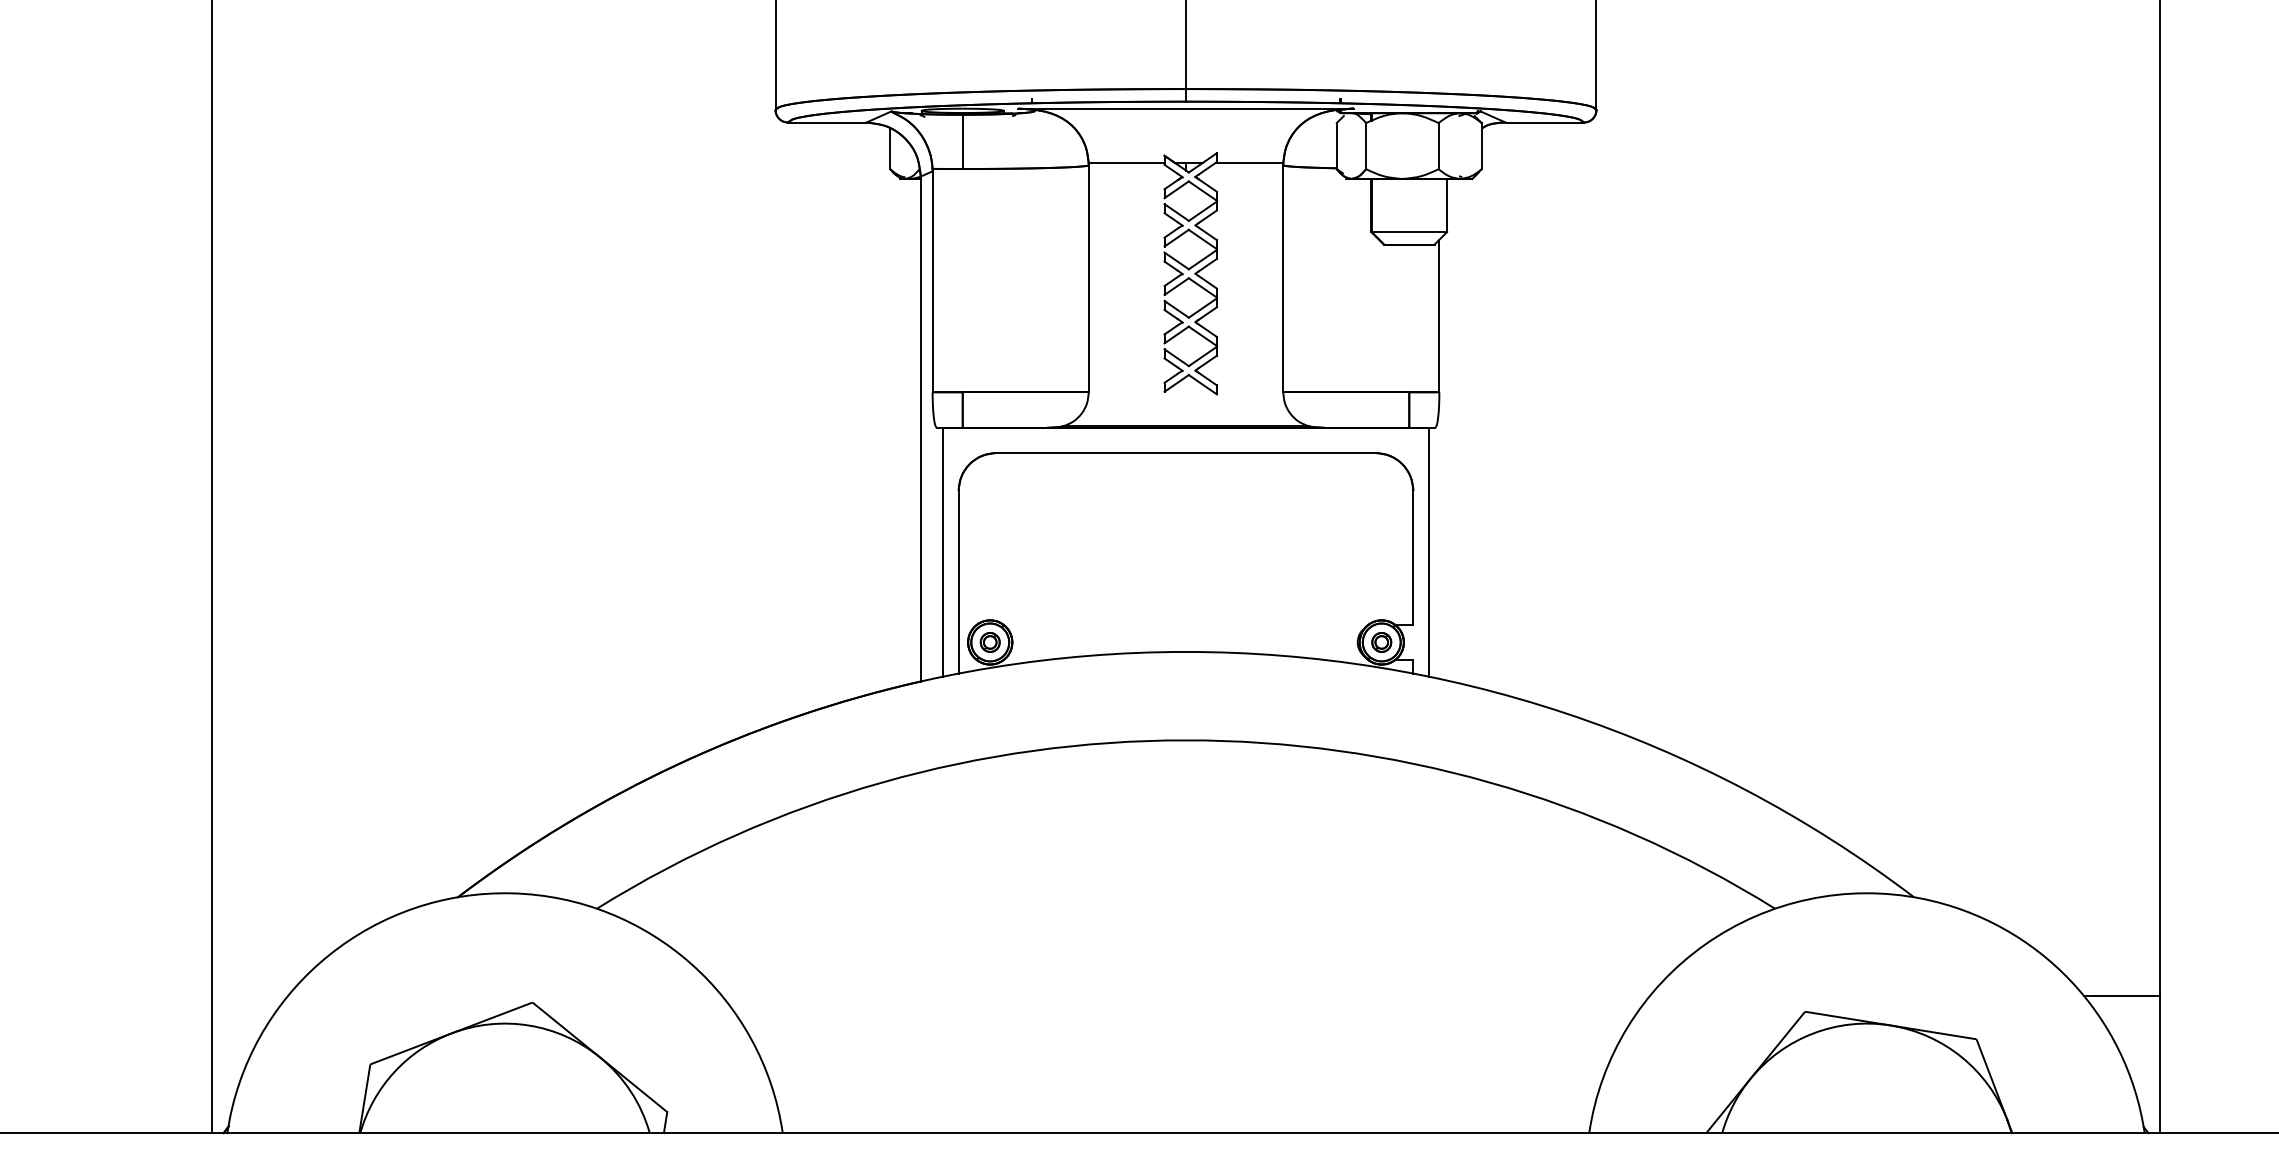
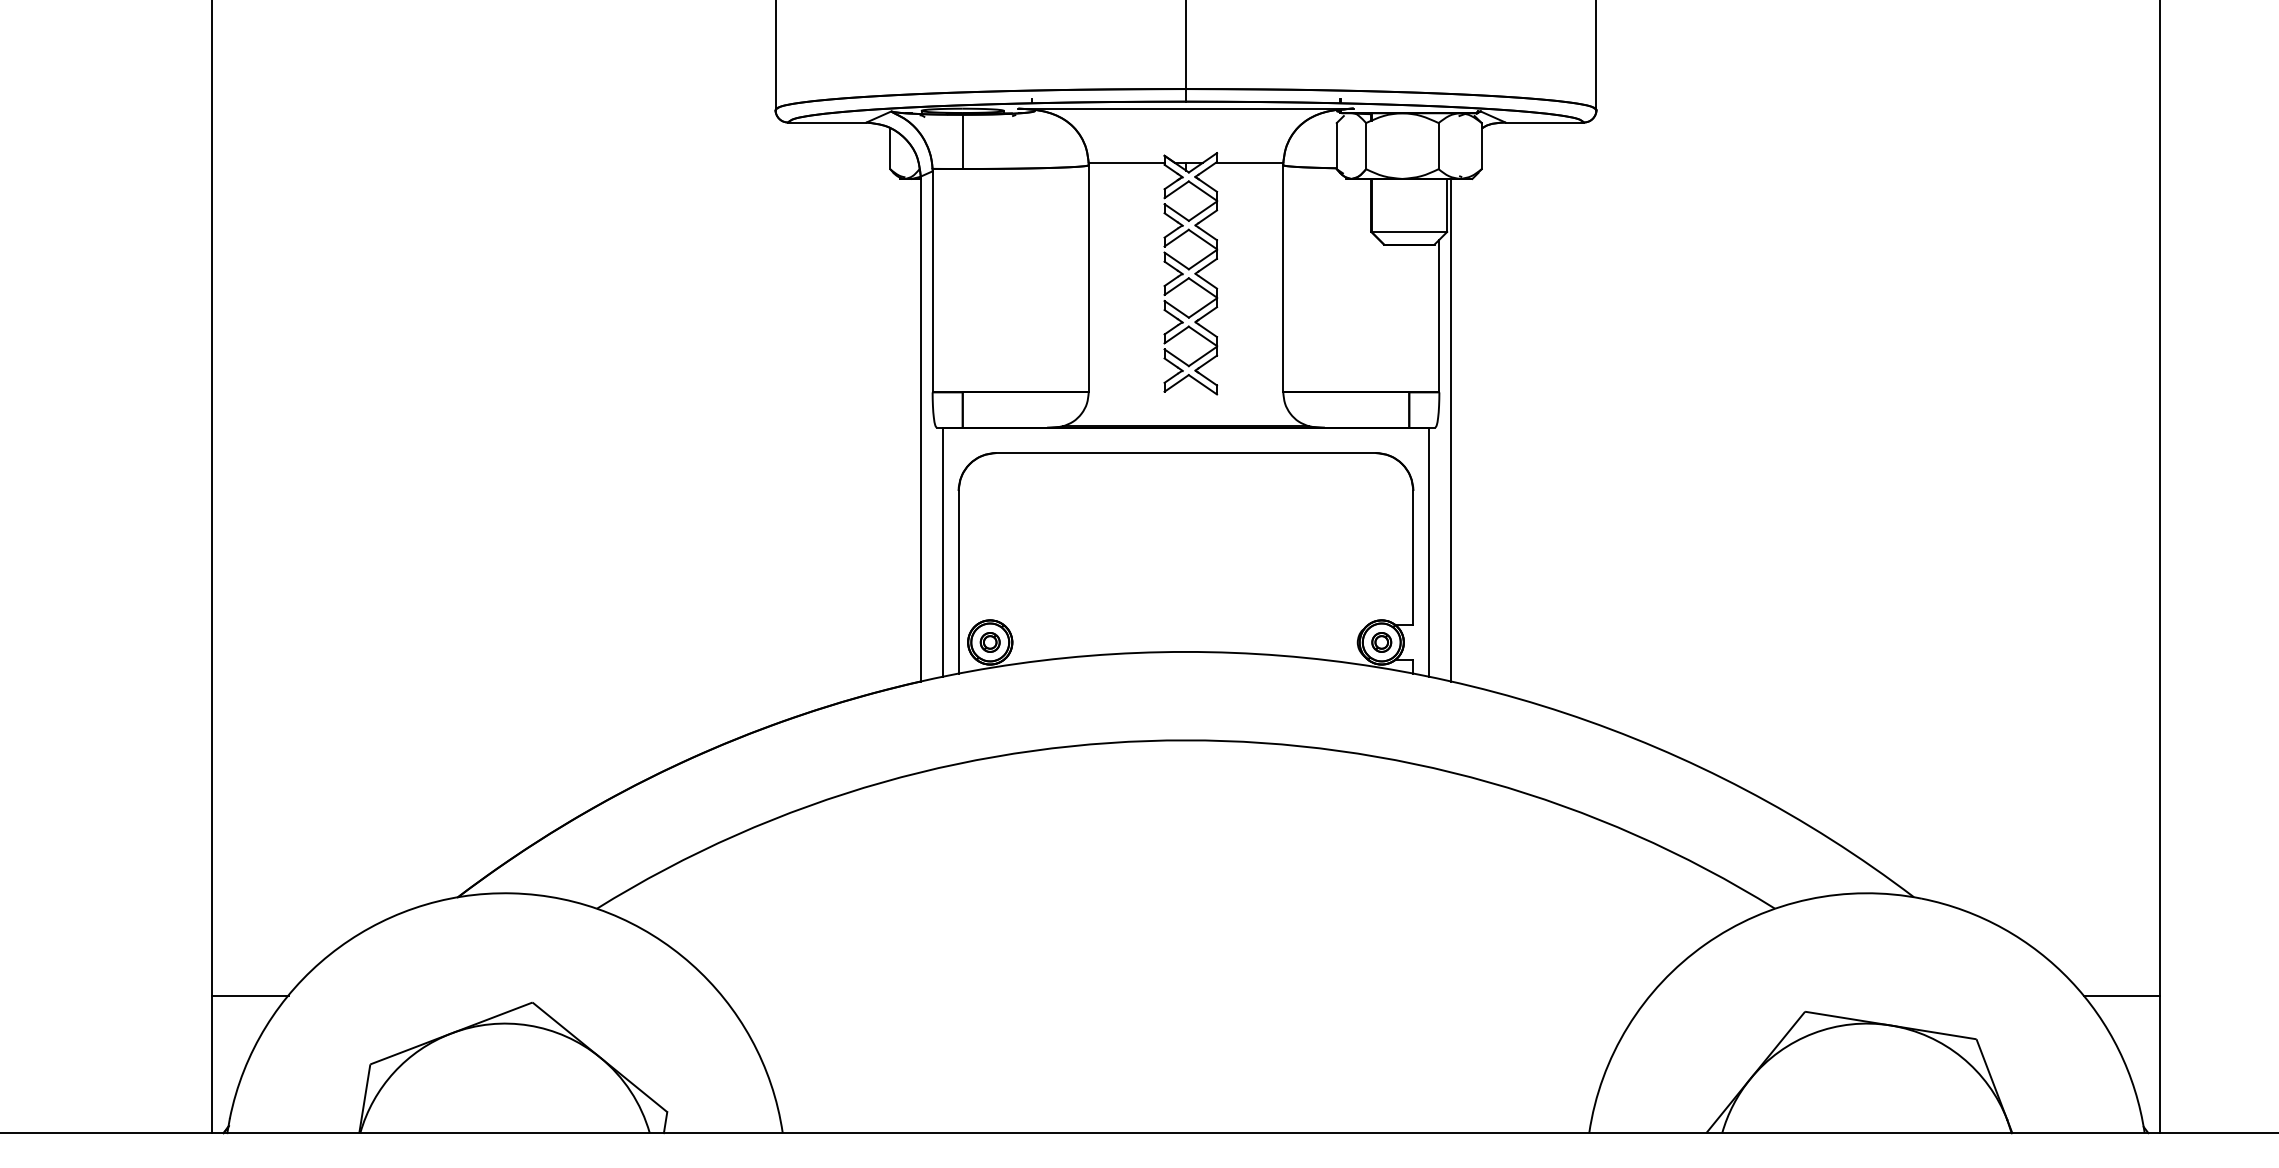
line: none -> present (1451, 429)
line: none -> present (249, 996)
